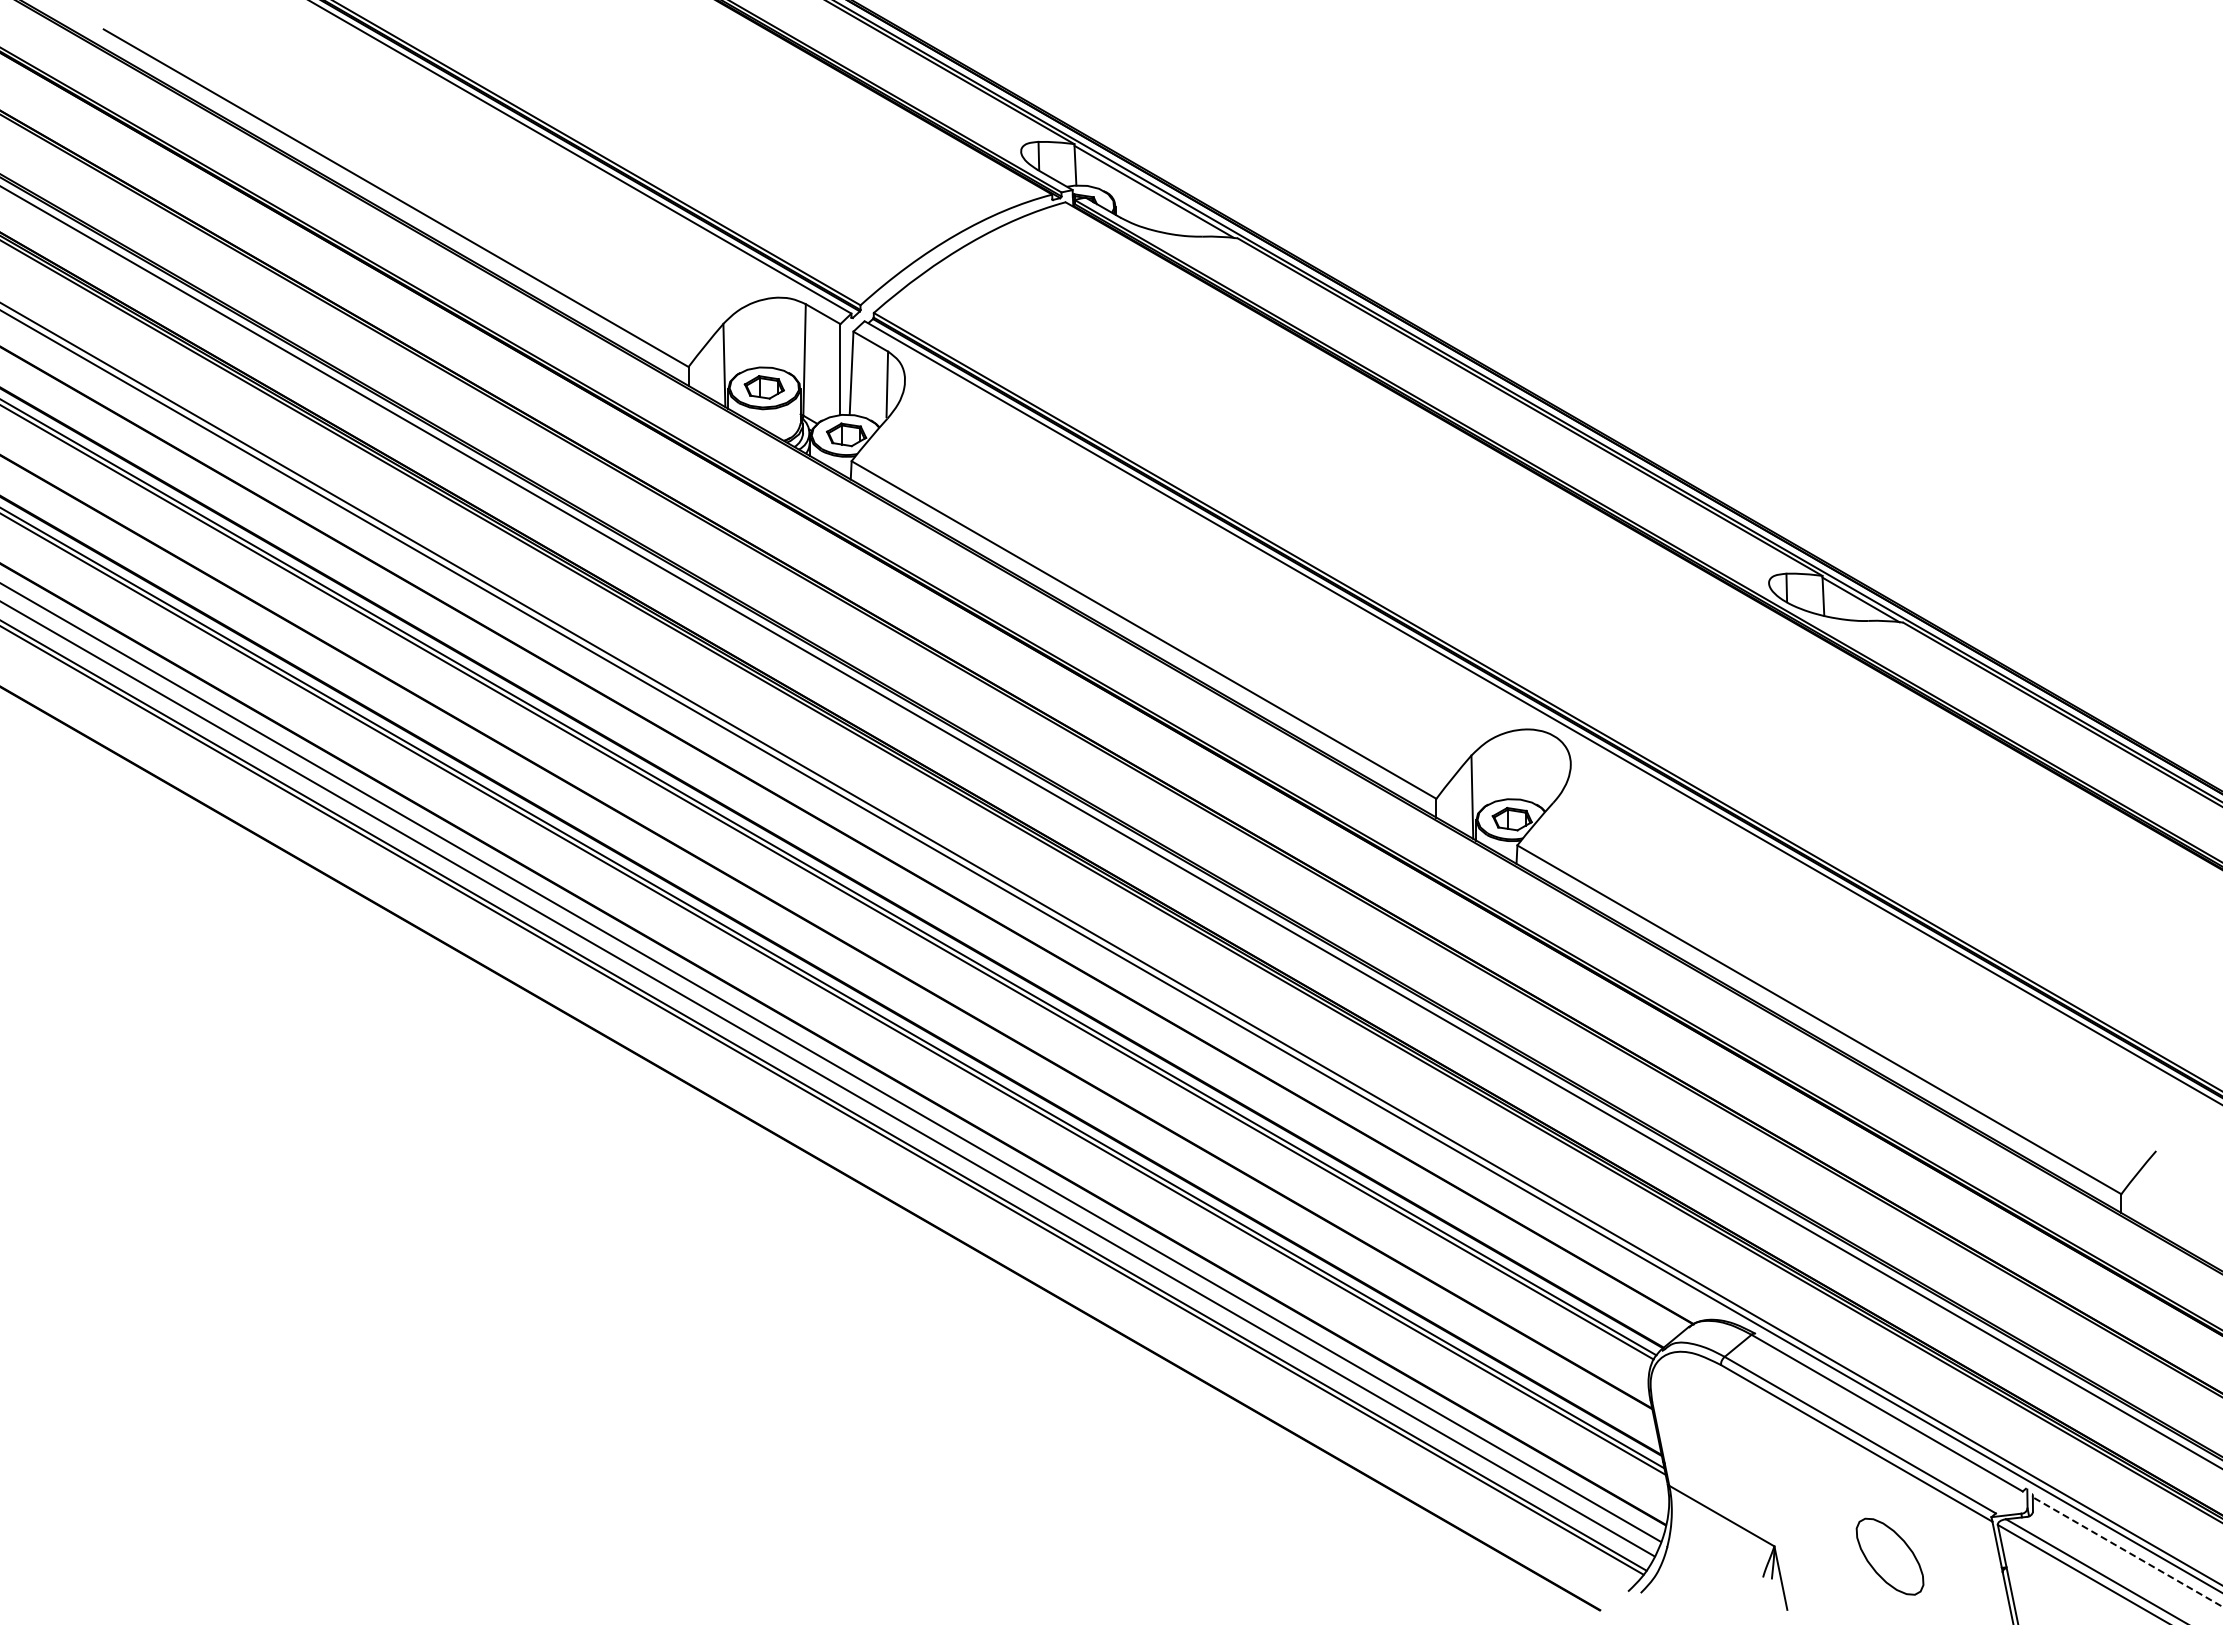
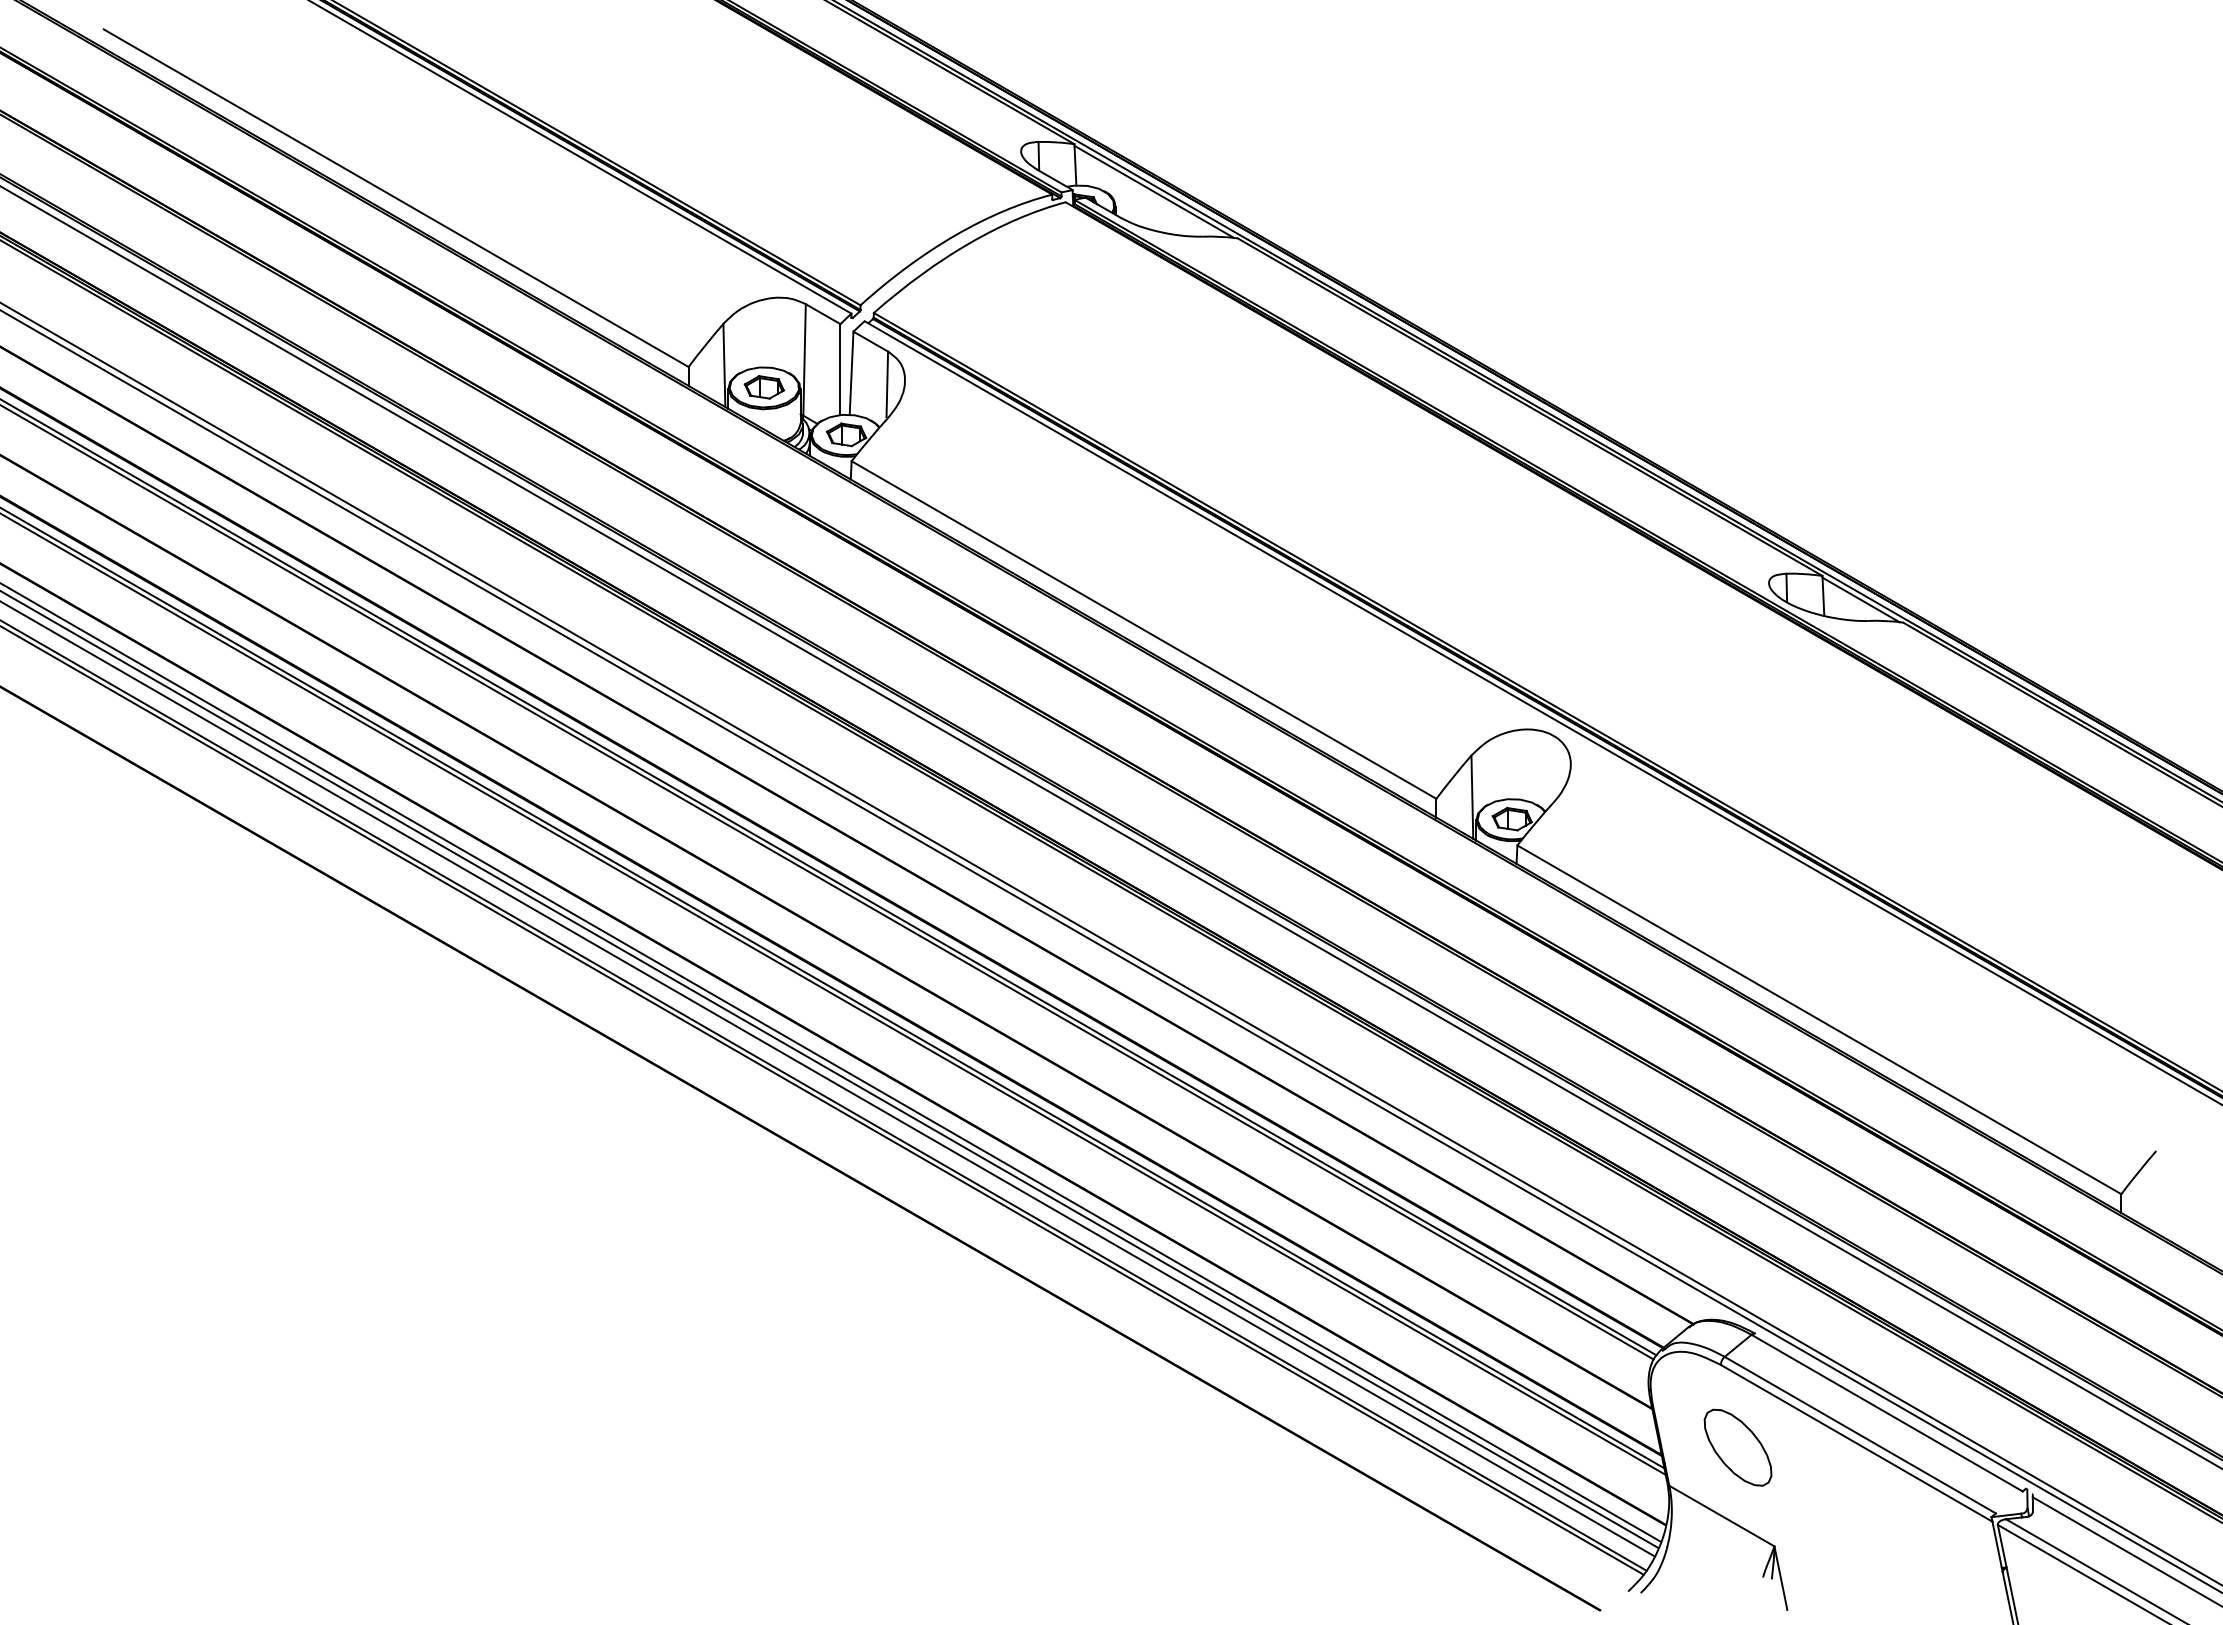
line: none -> present (830, 1069)
line: dashed -> solid (2127, 1551)
part position: (1889, 1556) -> (1737, 1447) (1737, 1447)
